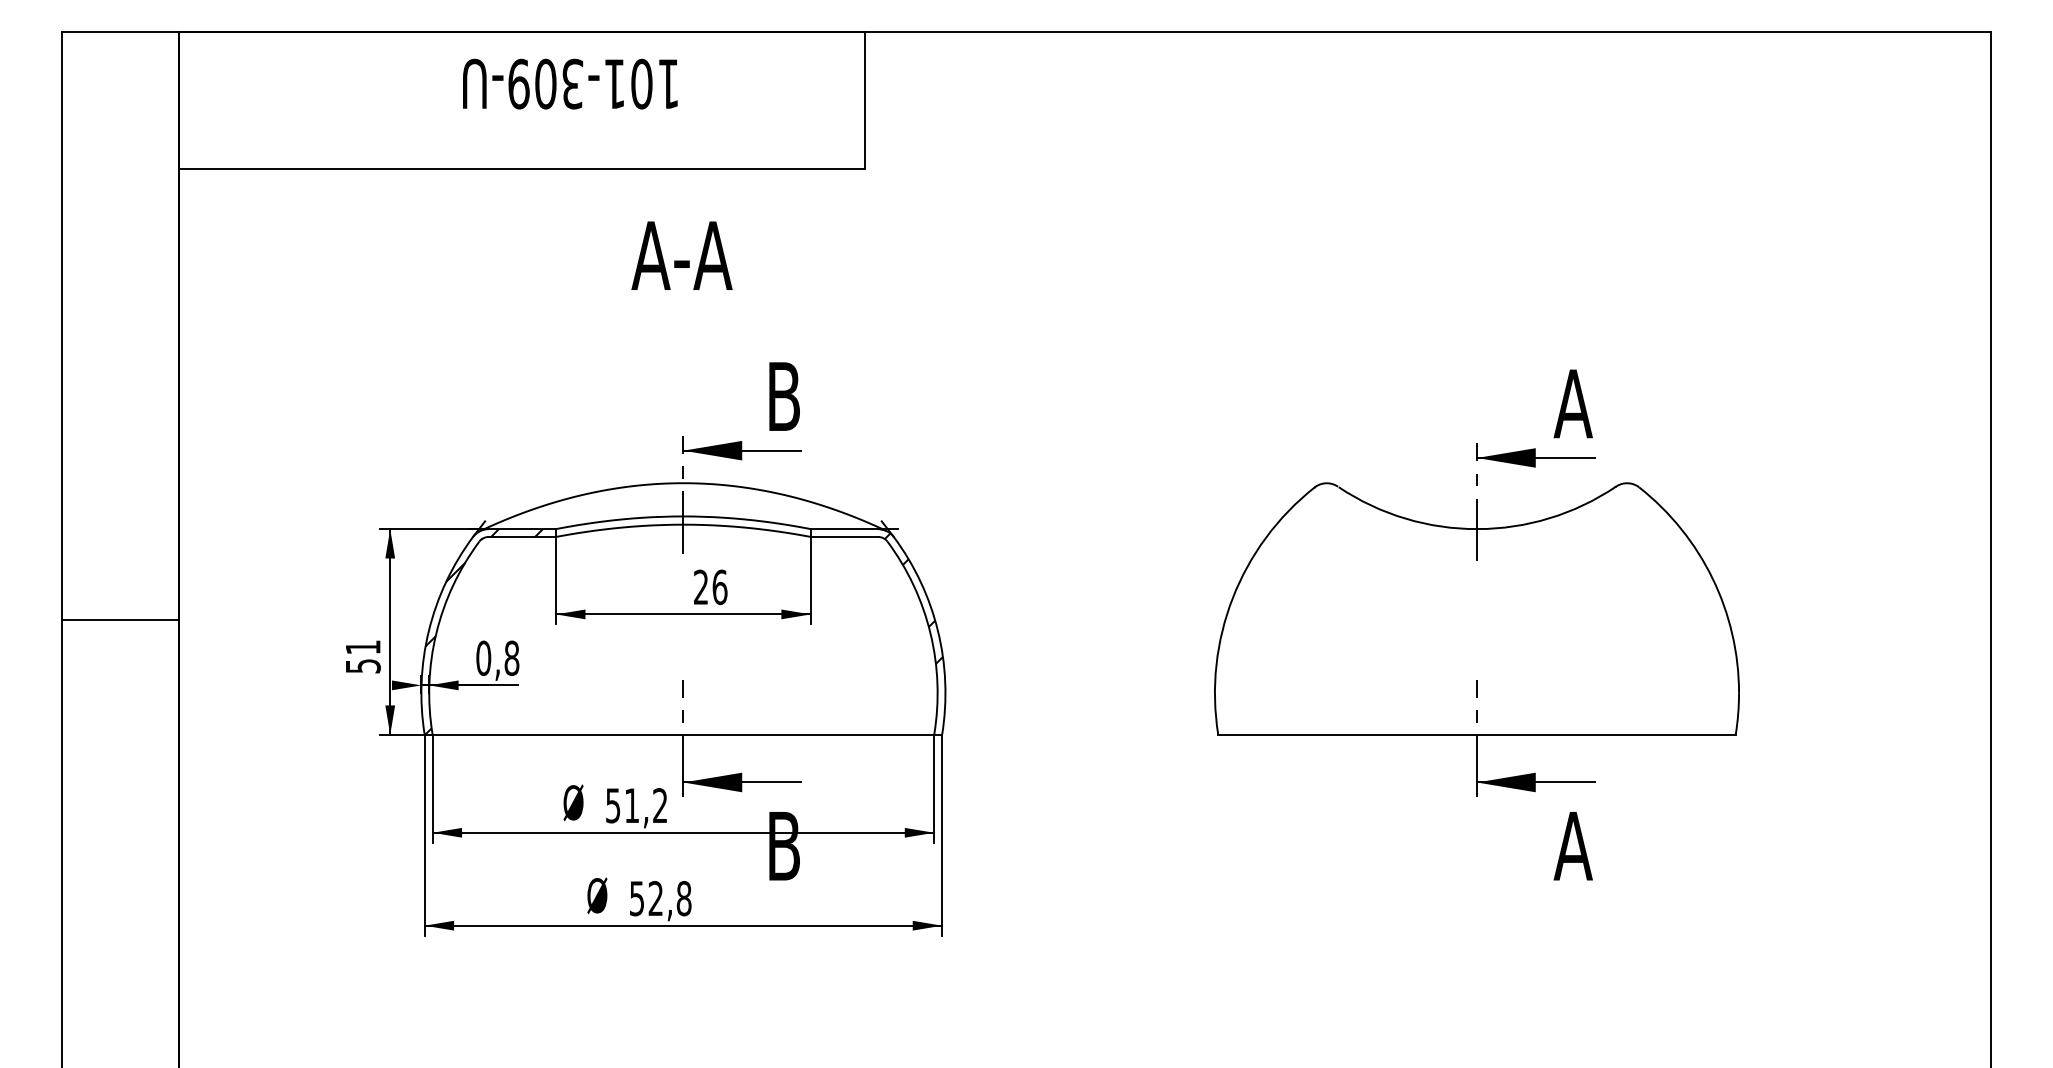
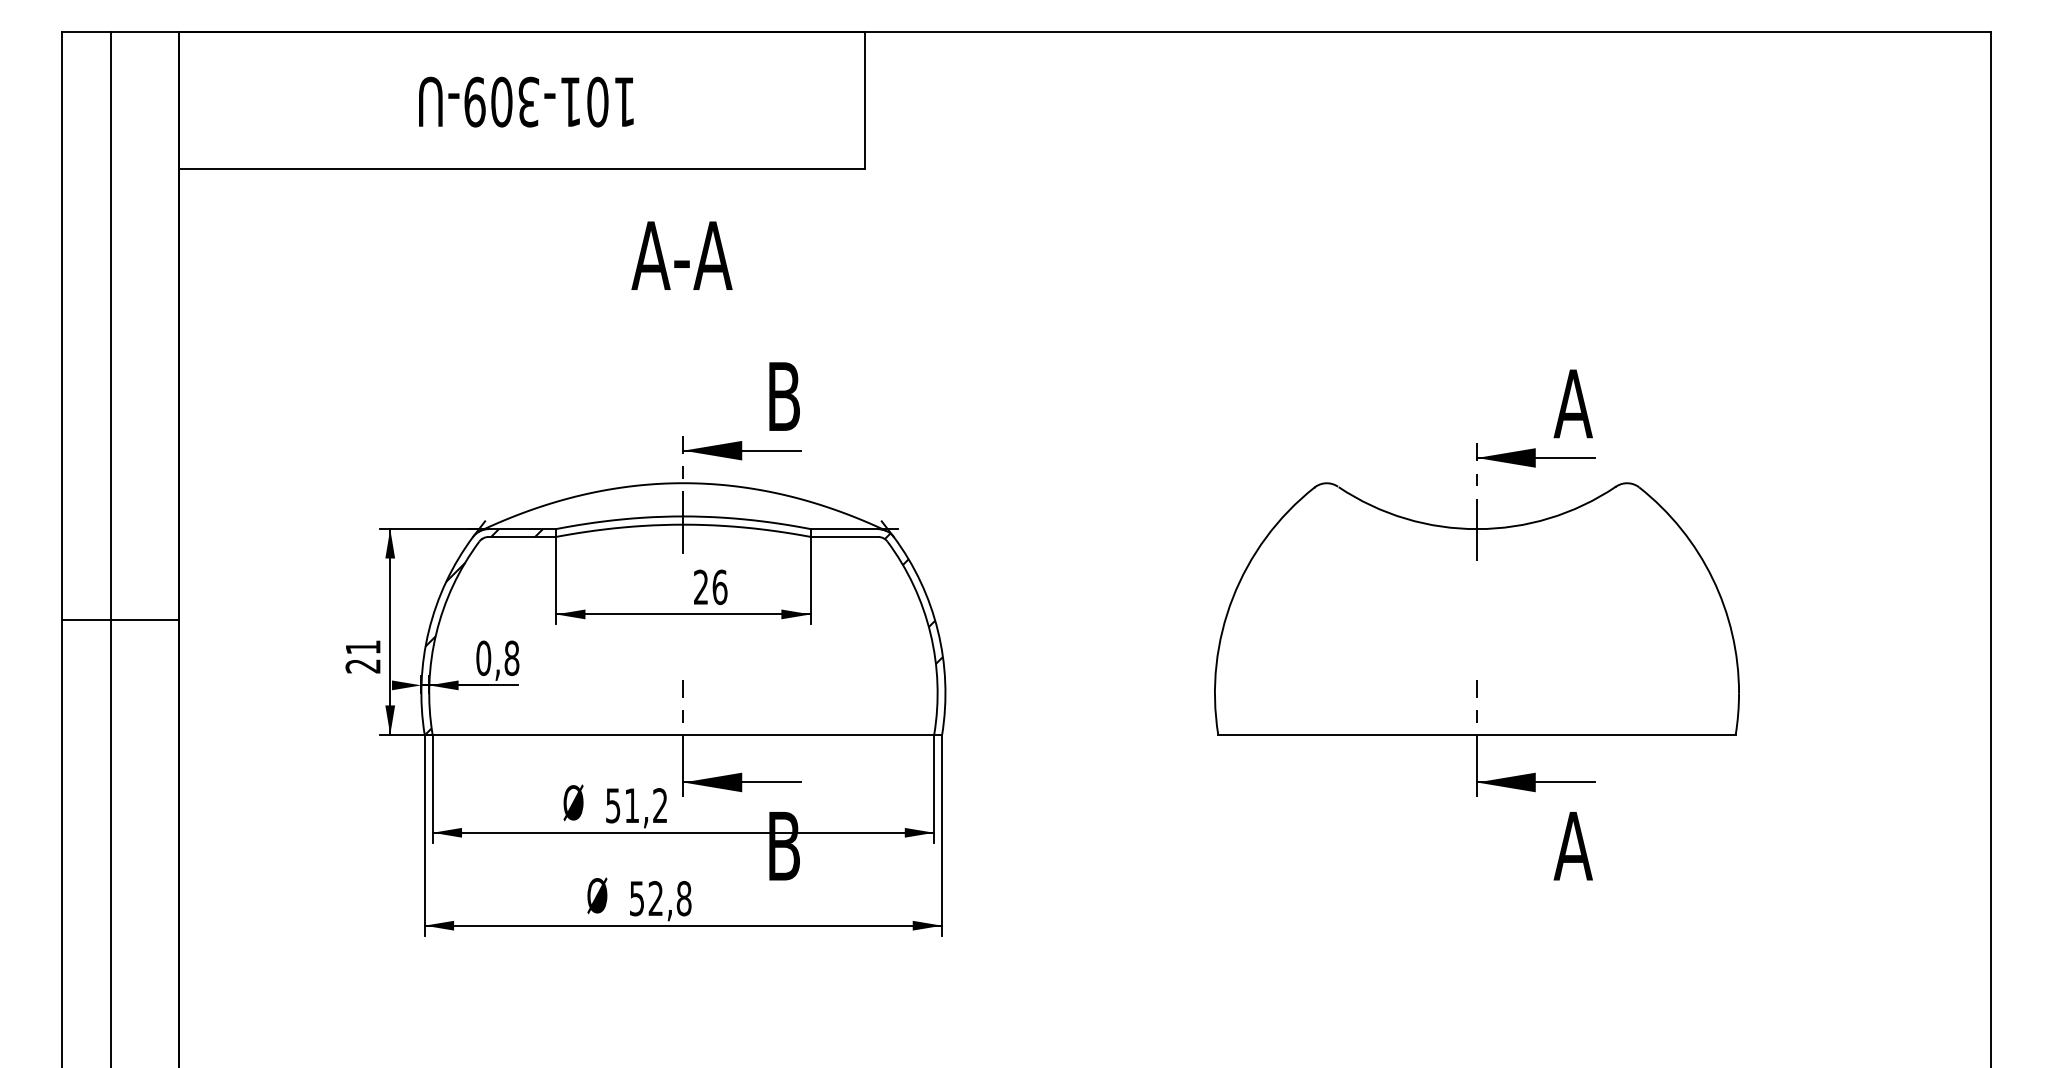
text position: (570, 83) -> (526, 101) (526, 101)
line: none -> present (110, 547)
text: 51 -> 21 (362, 666)
